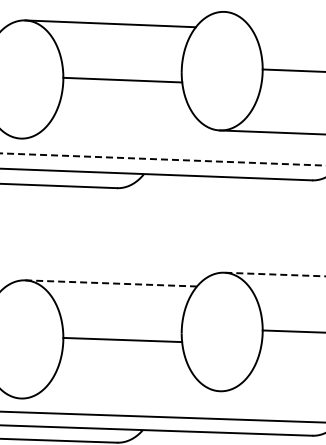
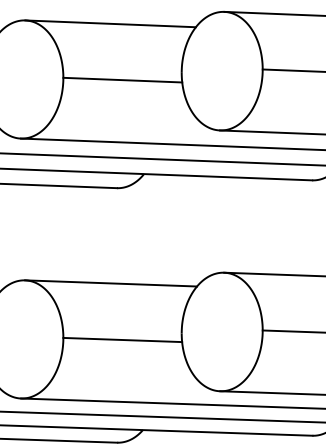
line: none -> present (273, 13)
line: none -> present (171, 144)
line: dashed -> solid (163, 159)
line: dashed -> solid (274, 274)
line: dashed -> solid (111, 283)
line: none -> present (271, 392)
line: none -> present (171, 403)
